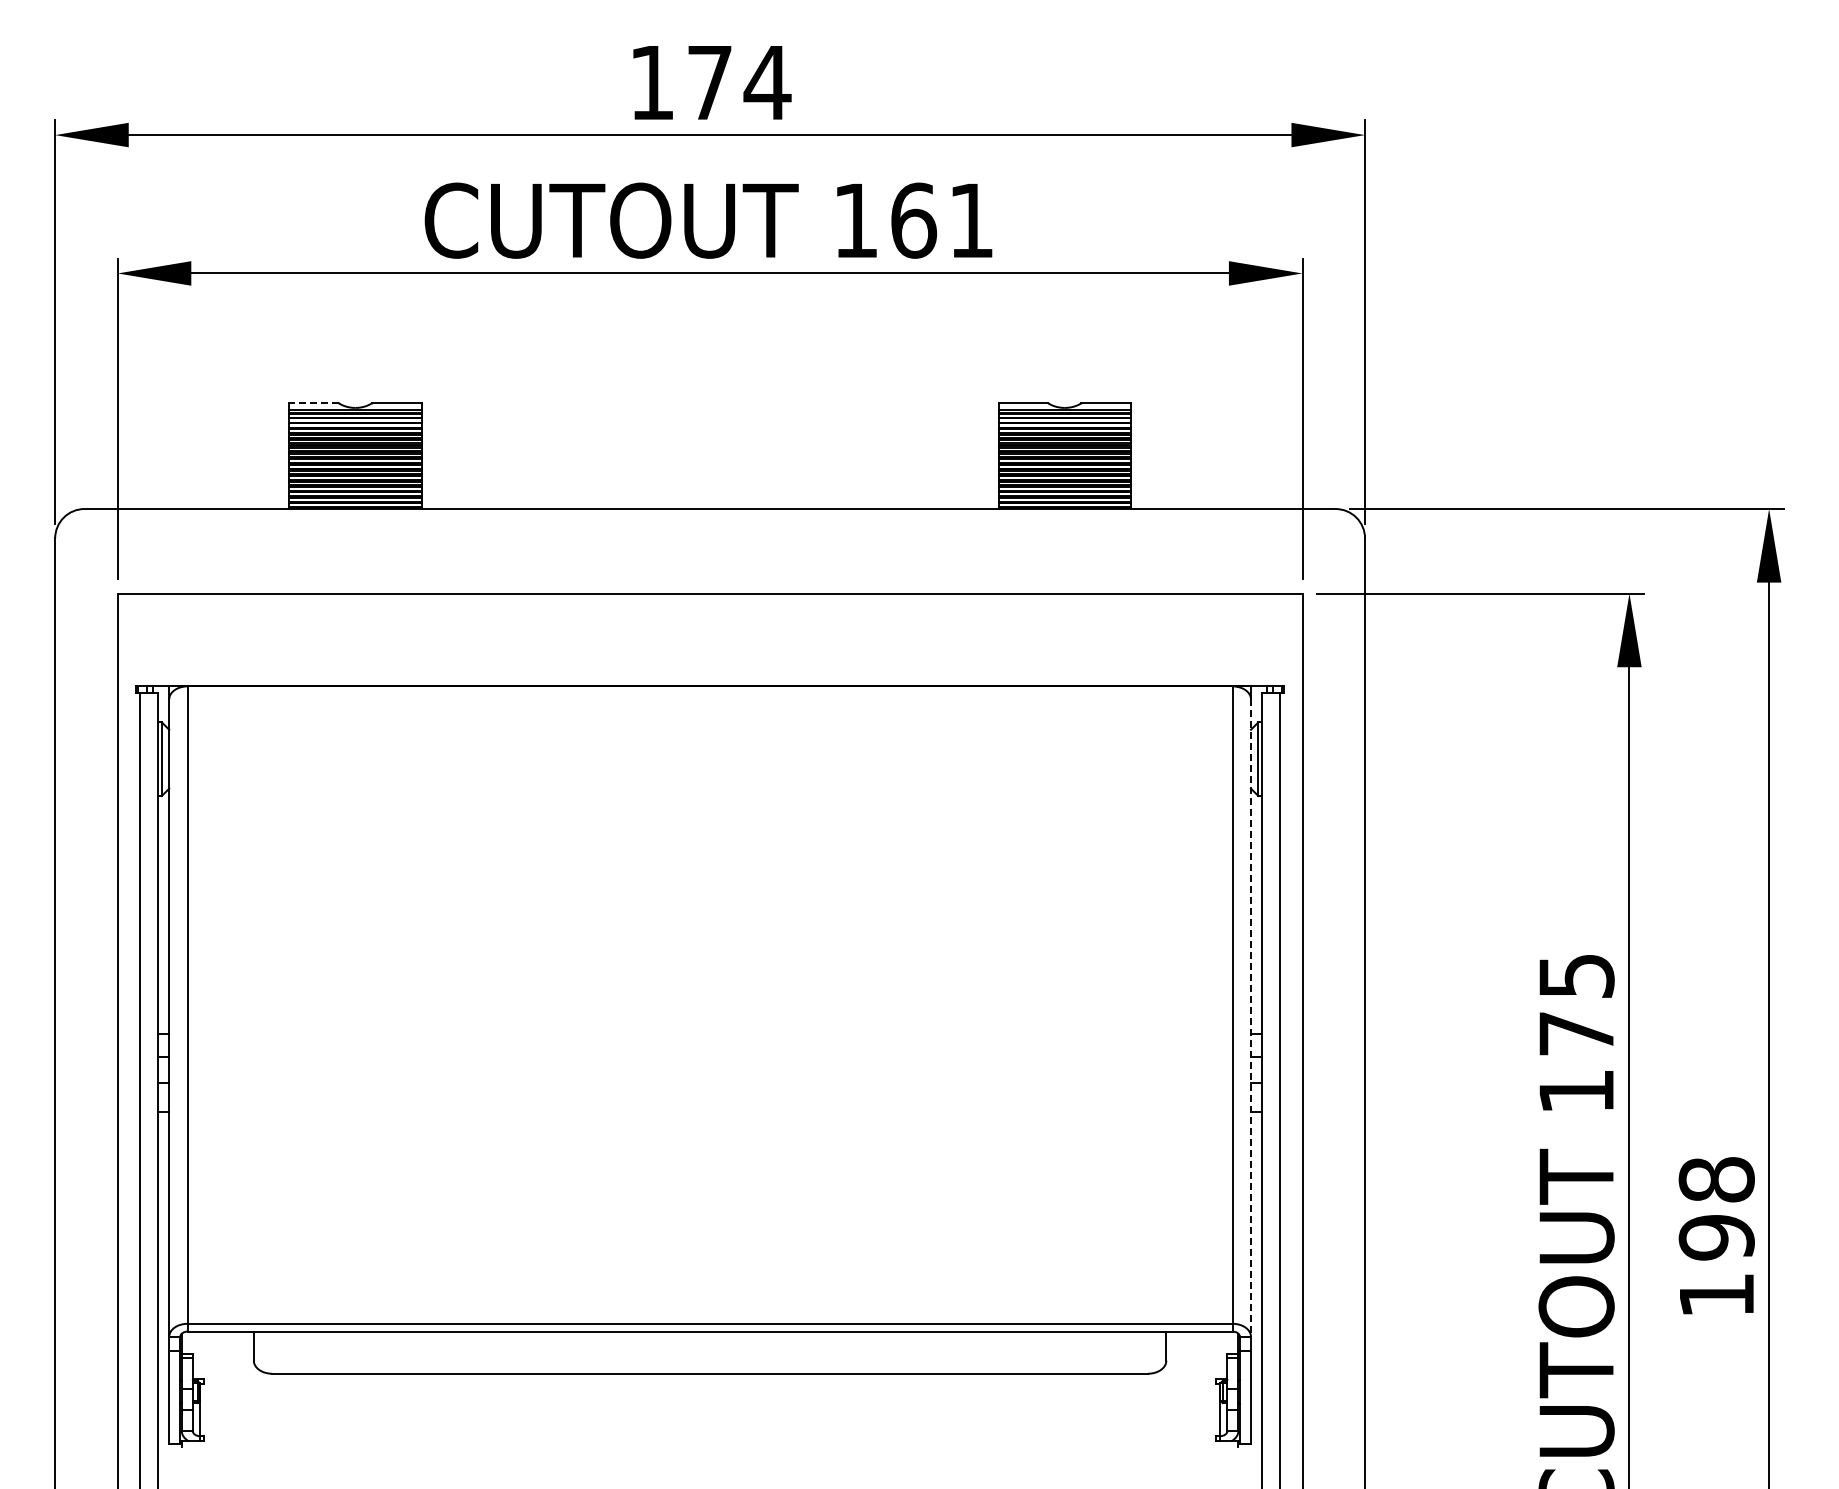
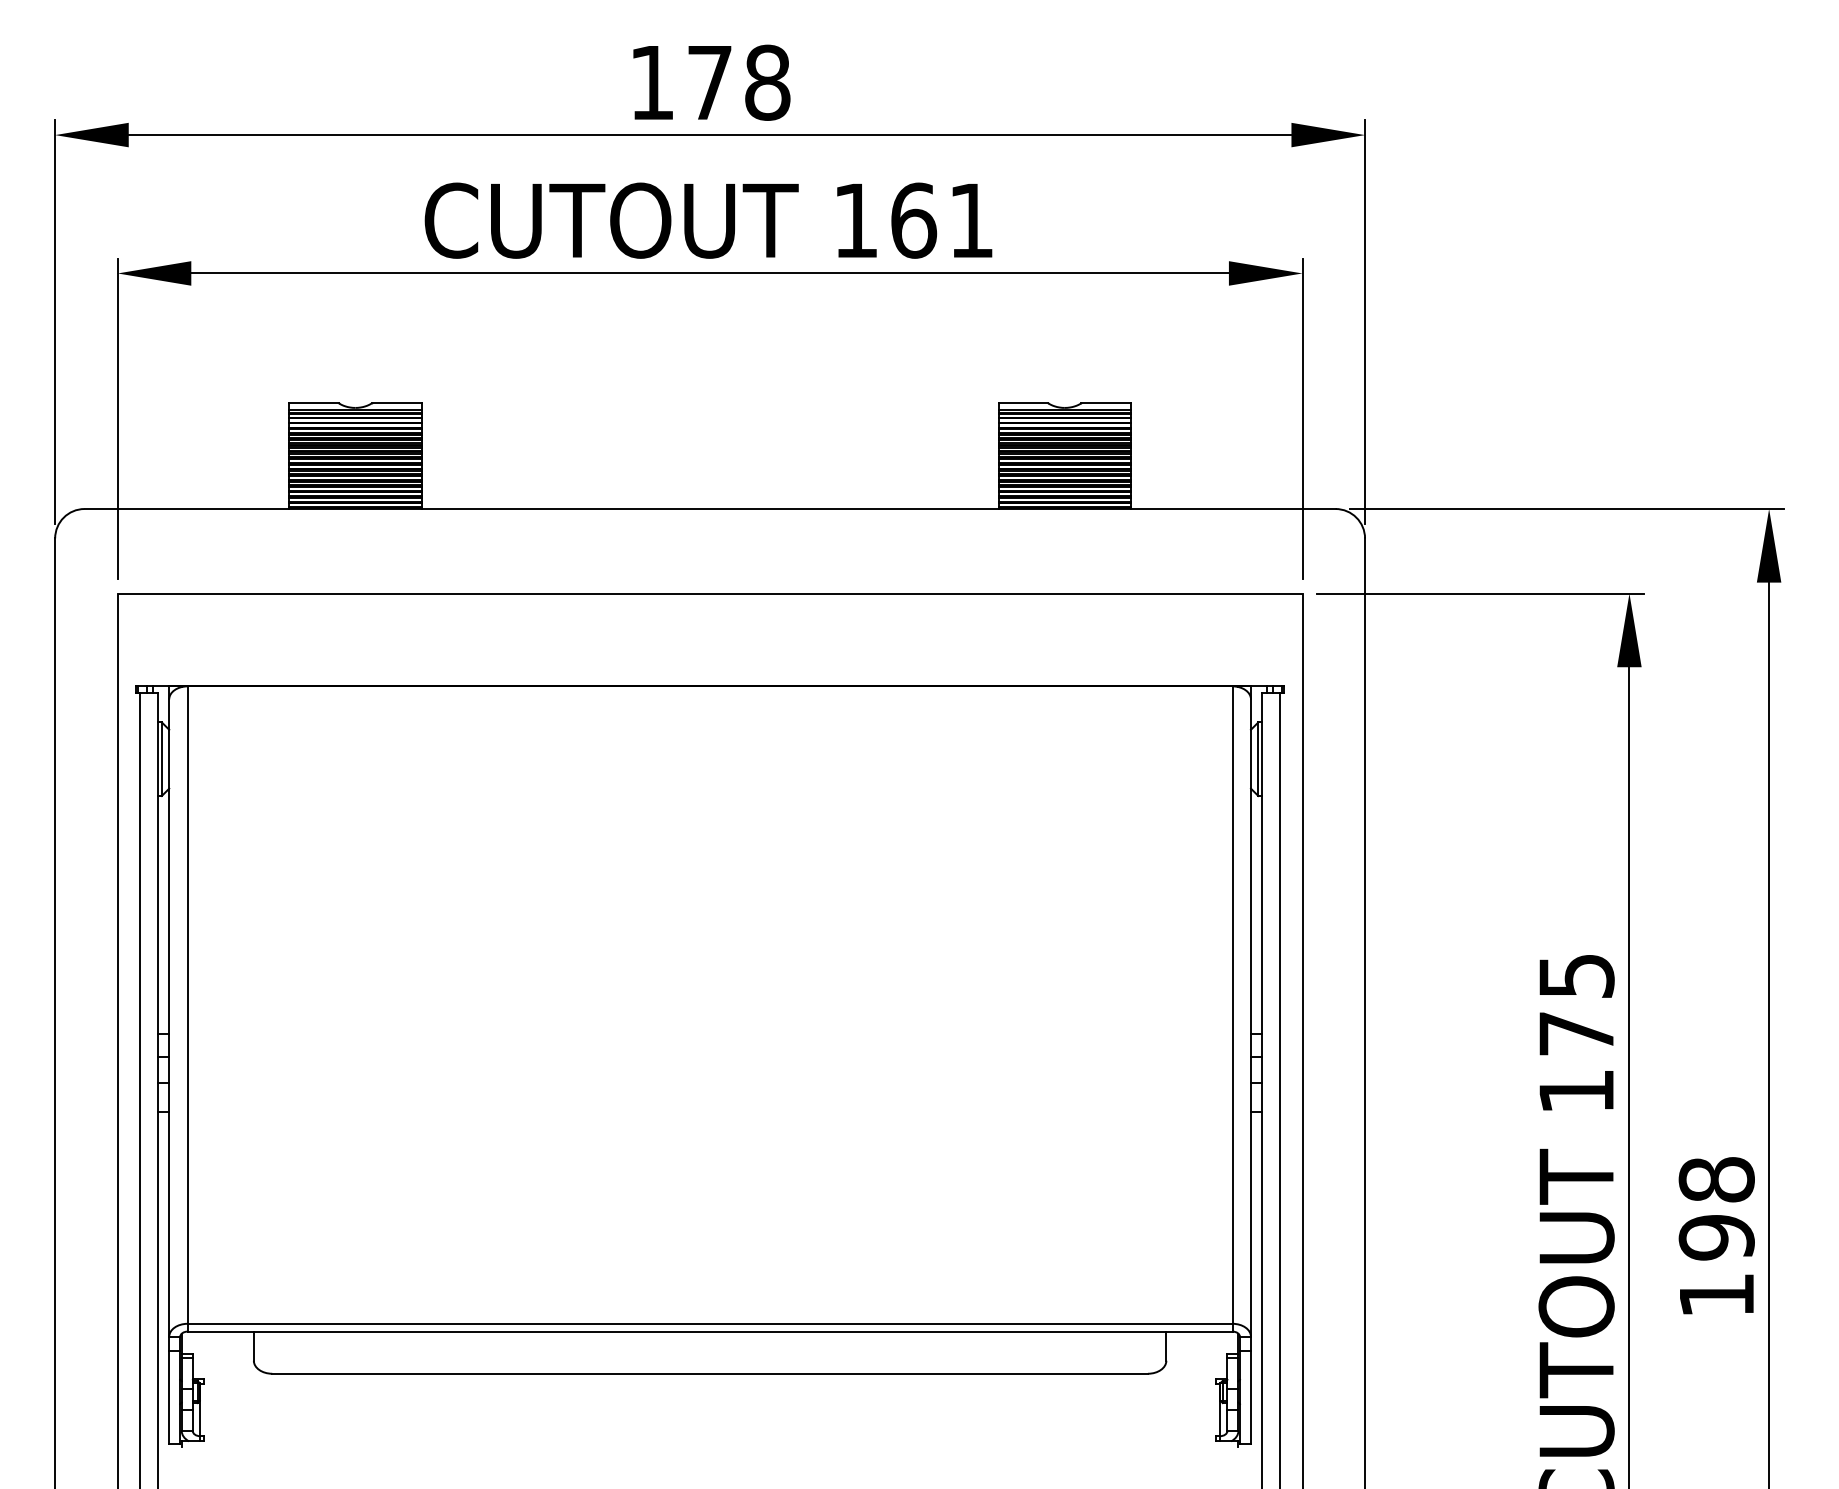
text: 174 -> 178 (767, 82)
line: dashed -> solid (314, 403)
line: dashed -> solid (1250, 1018)
